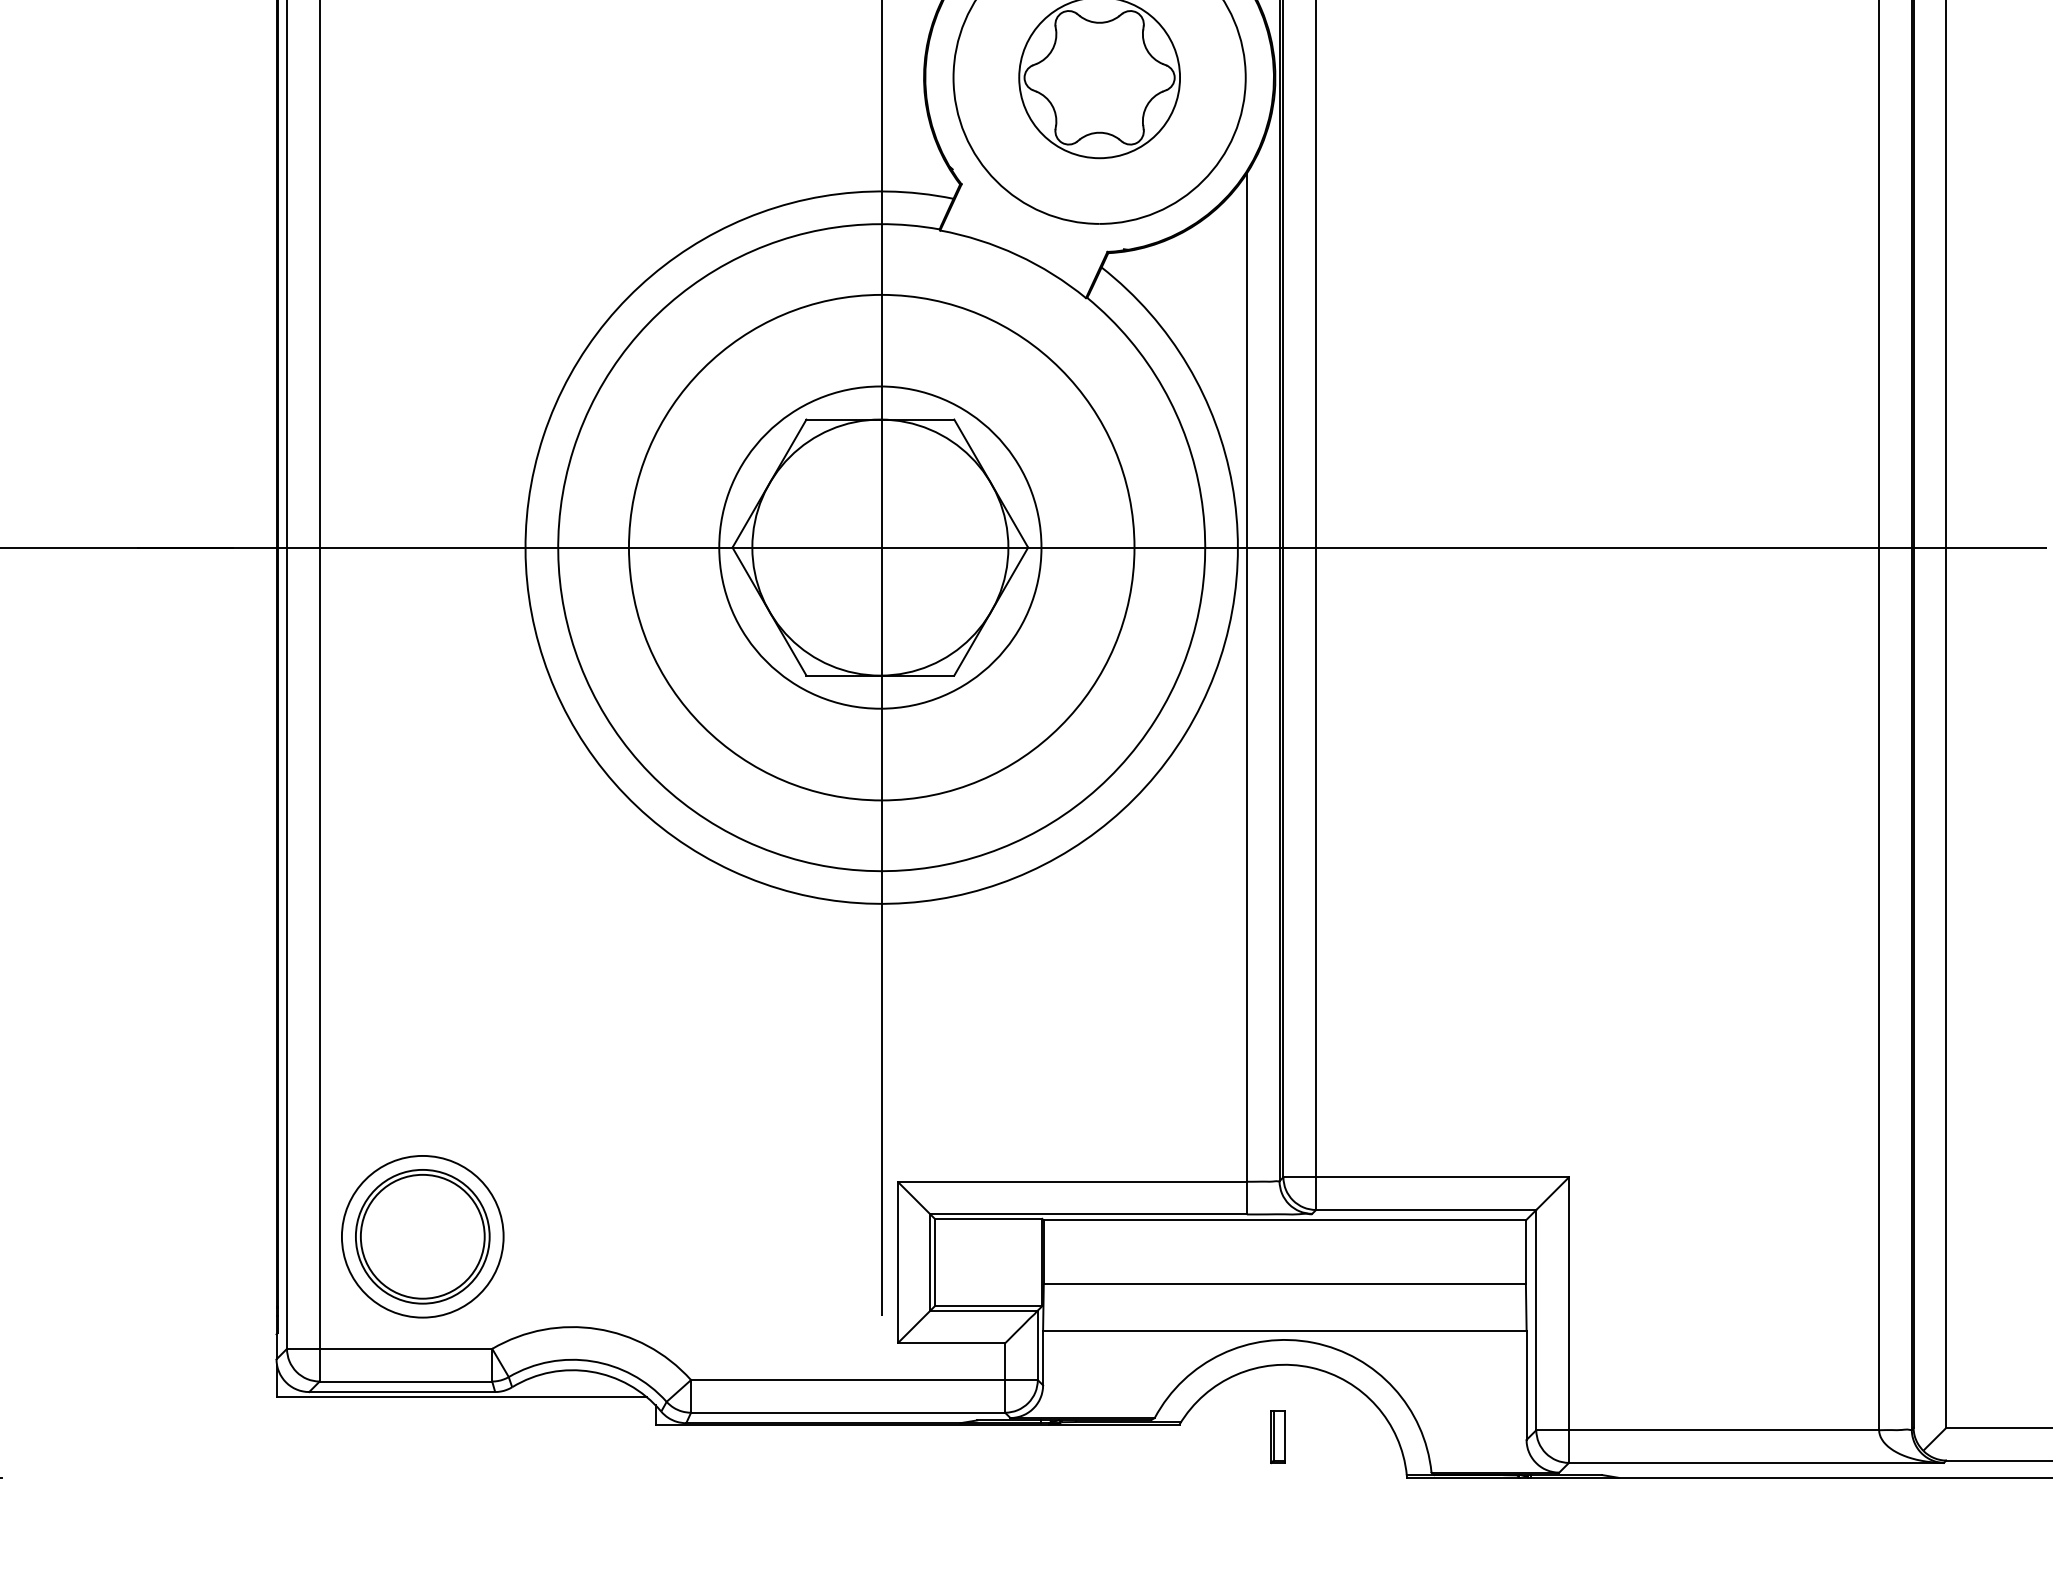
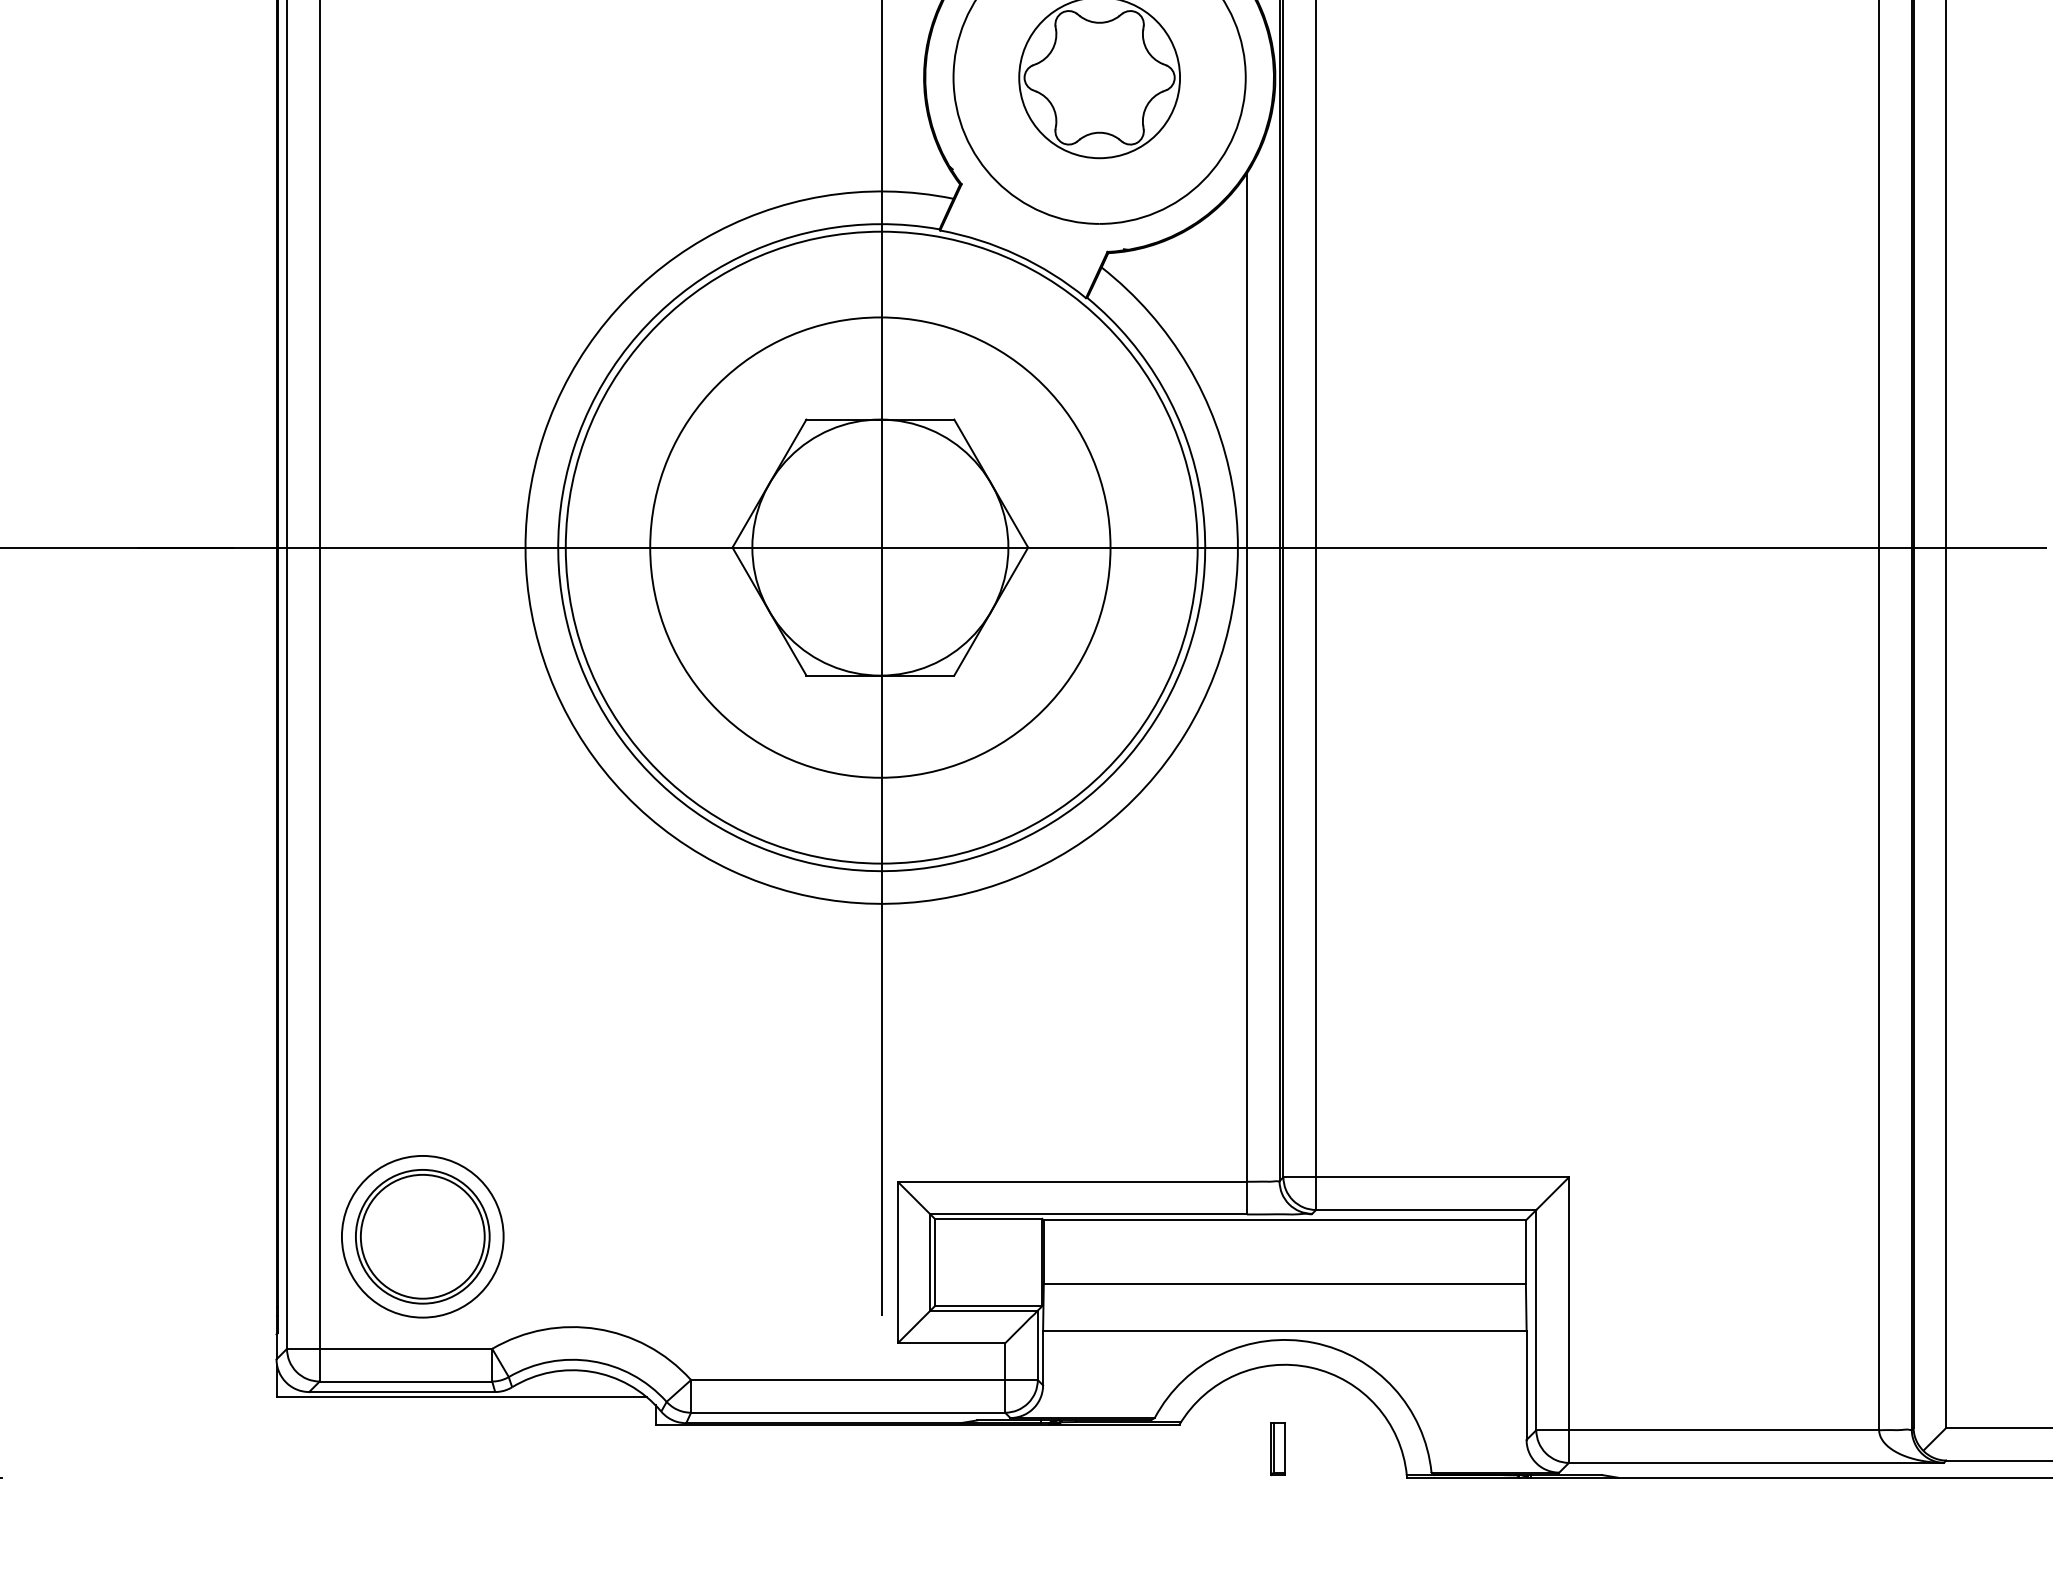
circle diameter: 322 px -> 460 px (880, 547)
circle diameter: 506 px -> 632 px (881, 547)
part position: (1277, 1437) -> (1277, 1449) (1277, 1449)
